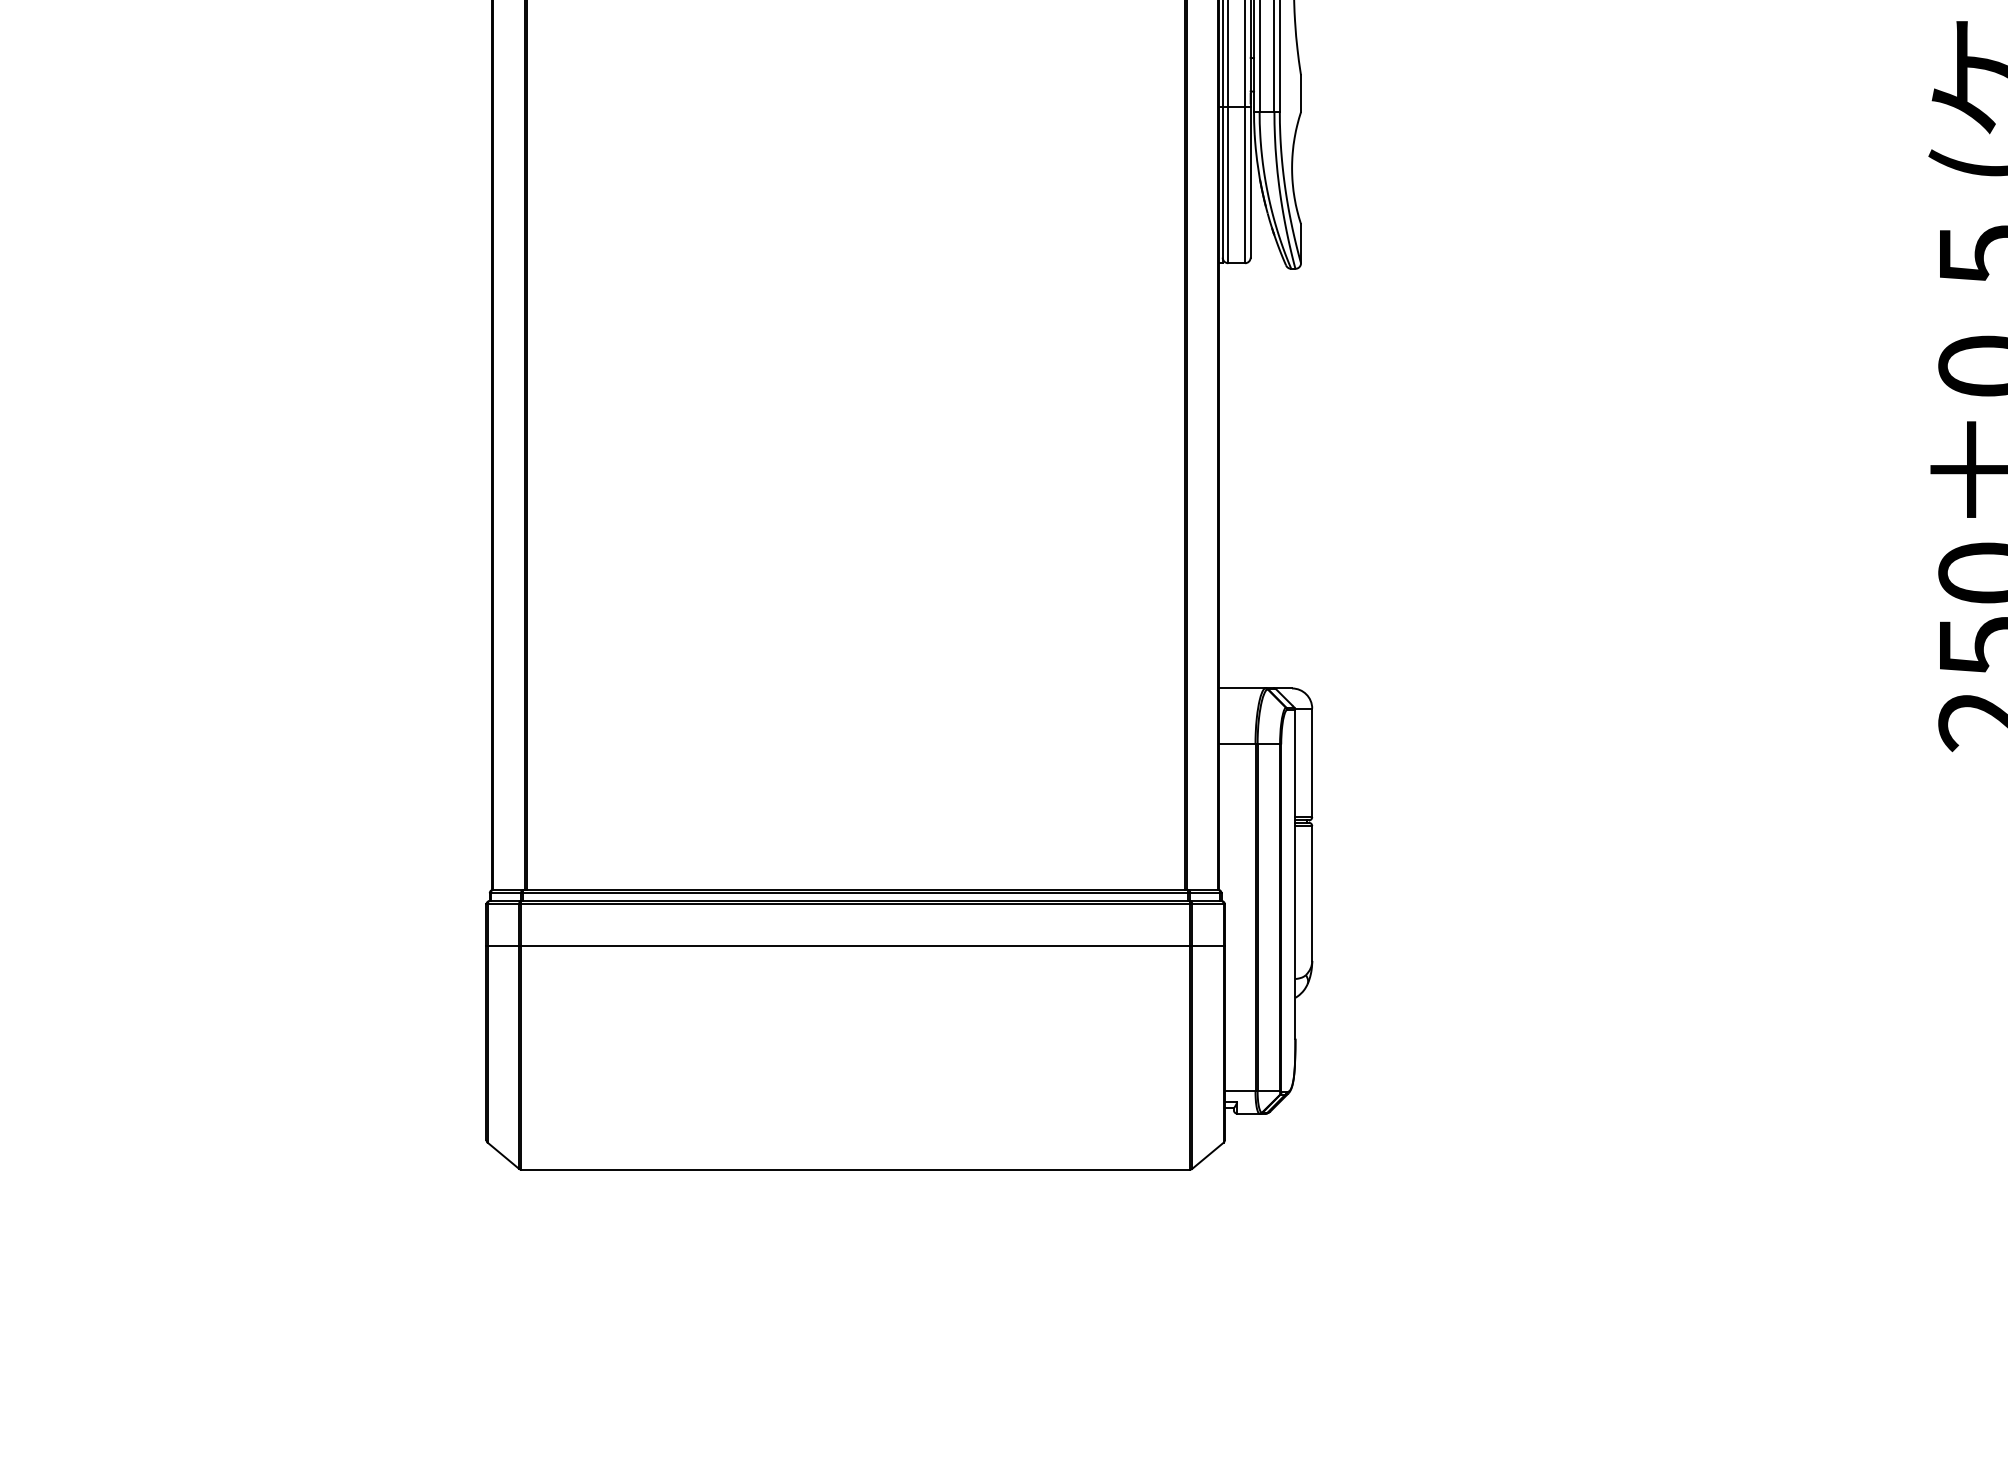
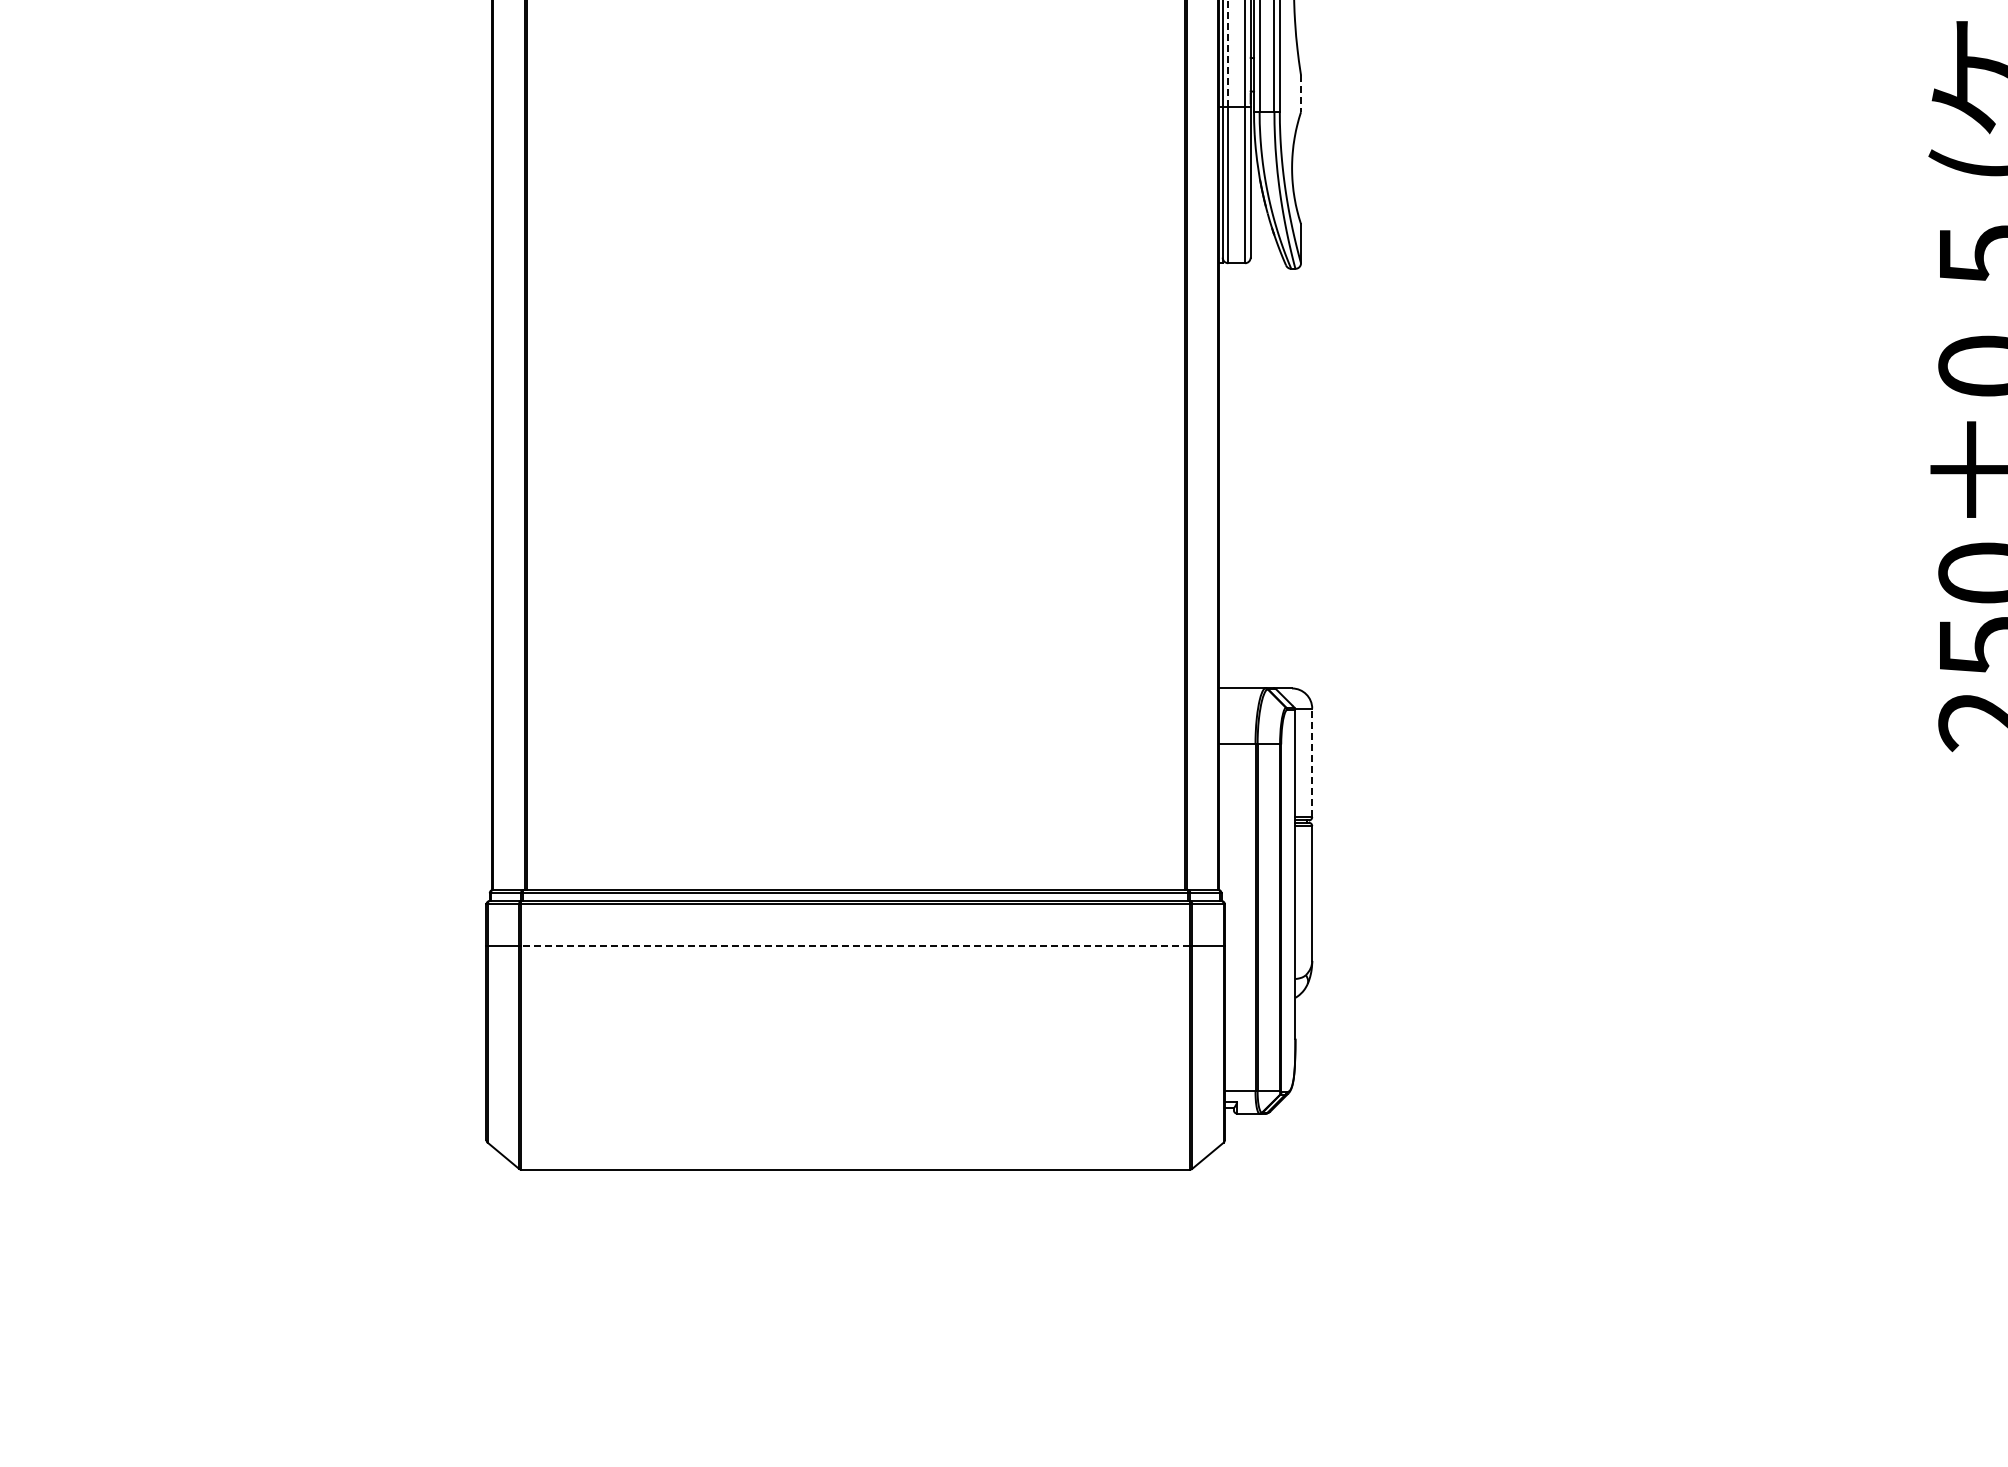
line: solid -> dashed (1228, 53)
line: solid -> dashed (1301, 94)
line: solid -> dashed (1312, 762)
line: solid -> dashed (855, 945)
